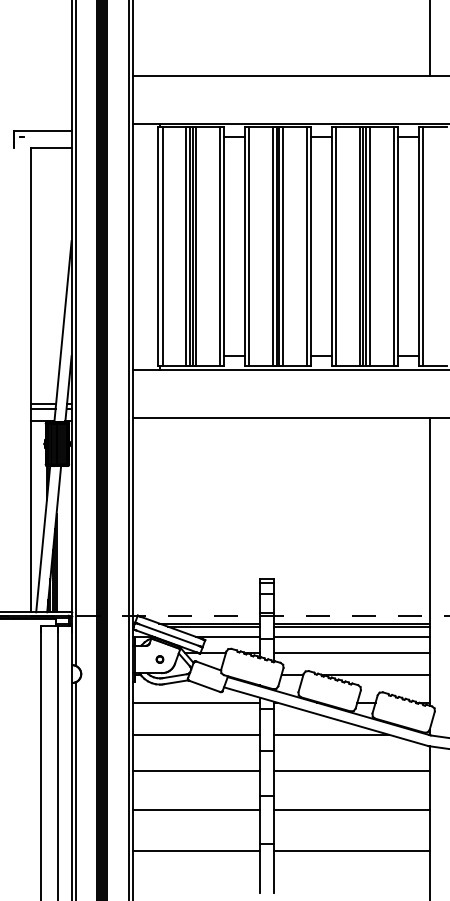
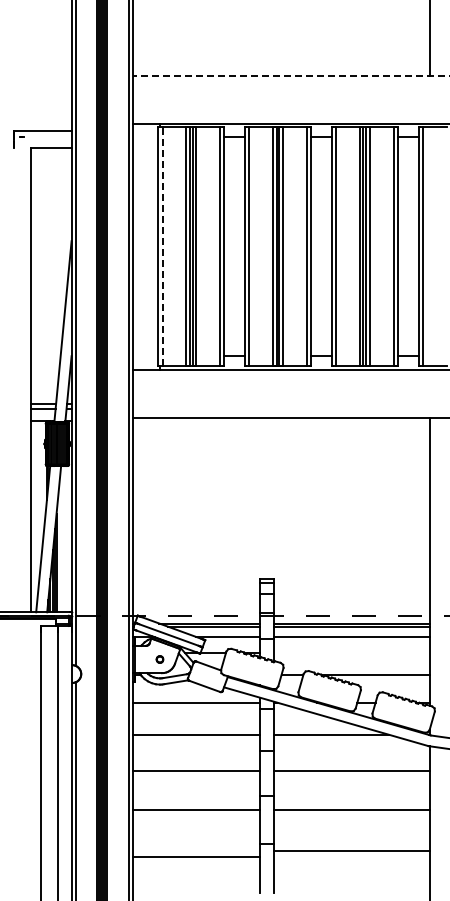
line: solid -> dashed (291, 75)
line: solid -> dashed (162, 246)
line: present -> none (351, 652)
line position: (196, 851) -> (196, 857) (196, 857)
